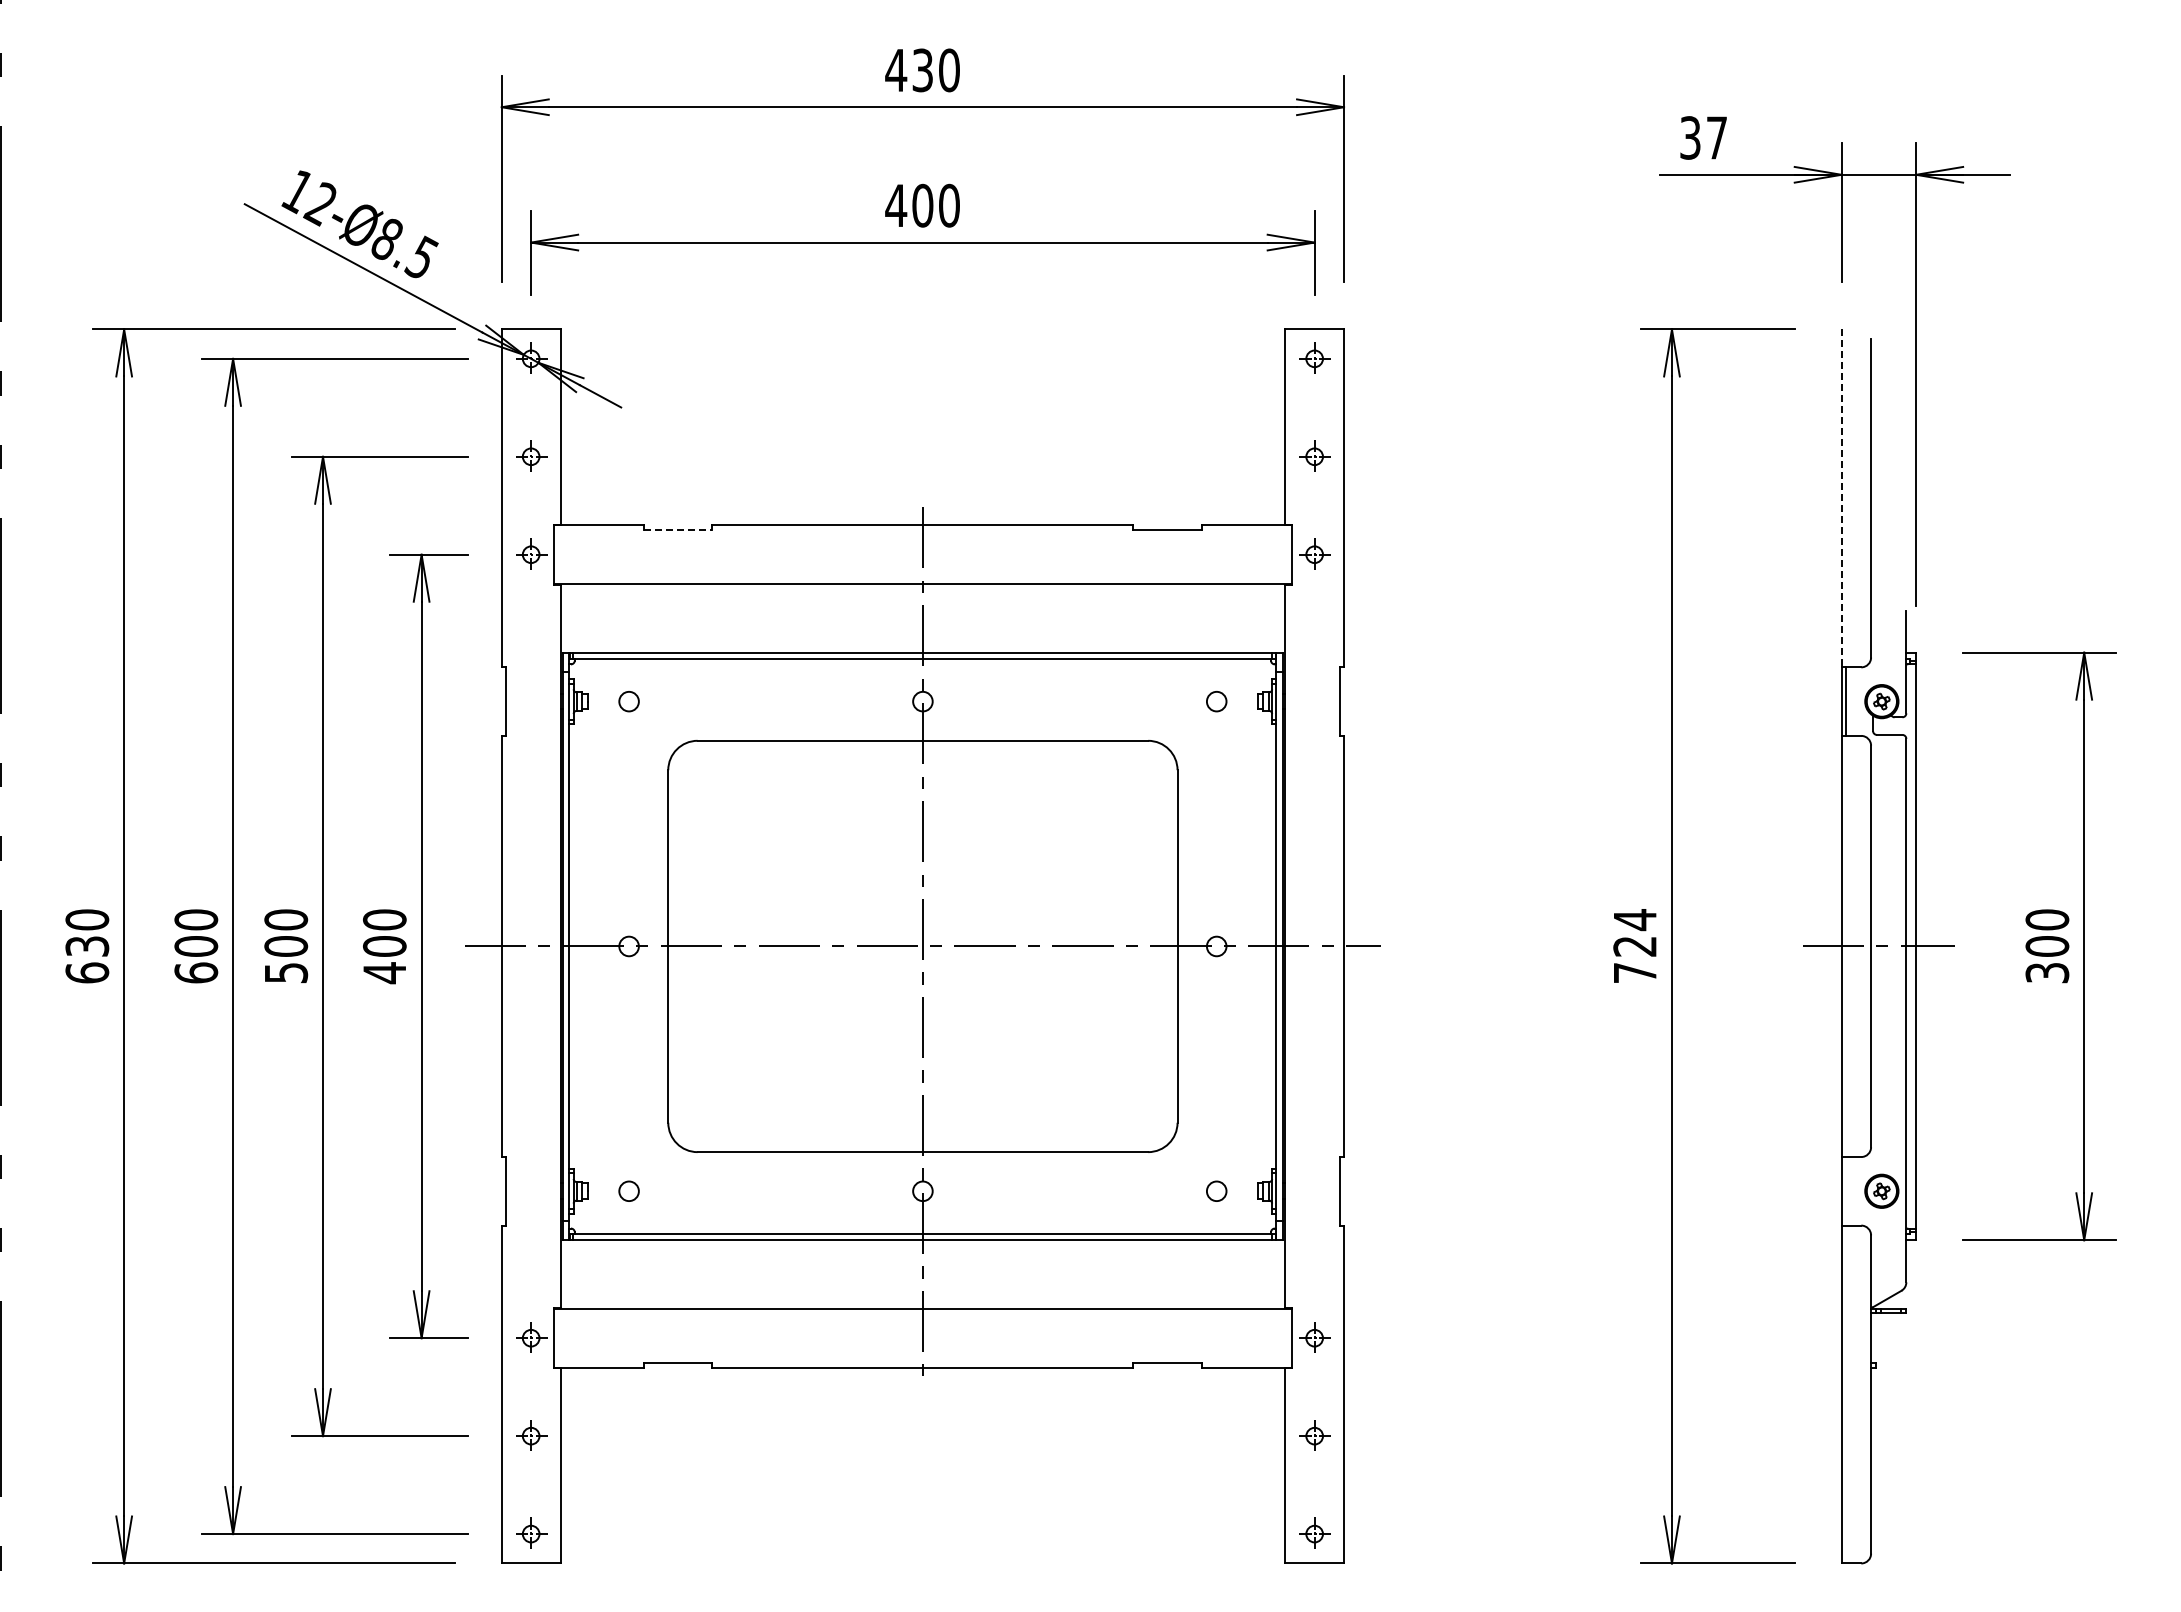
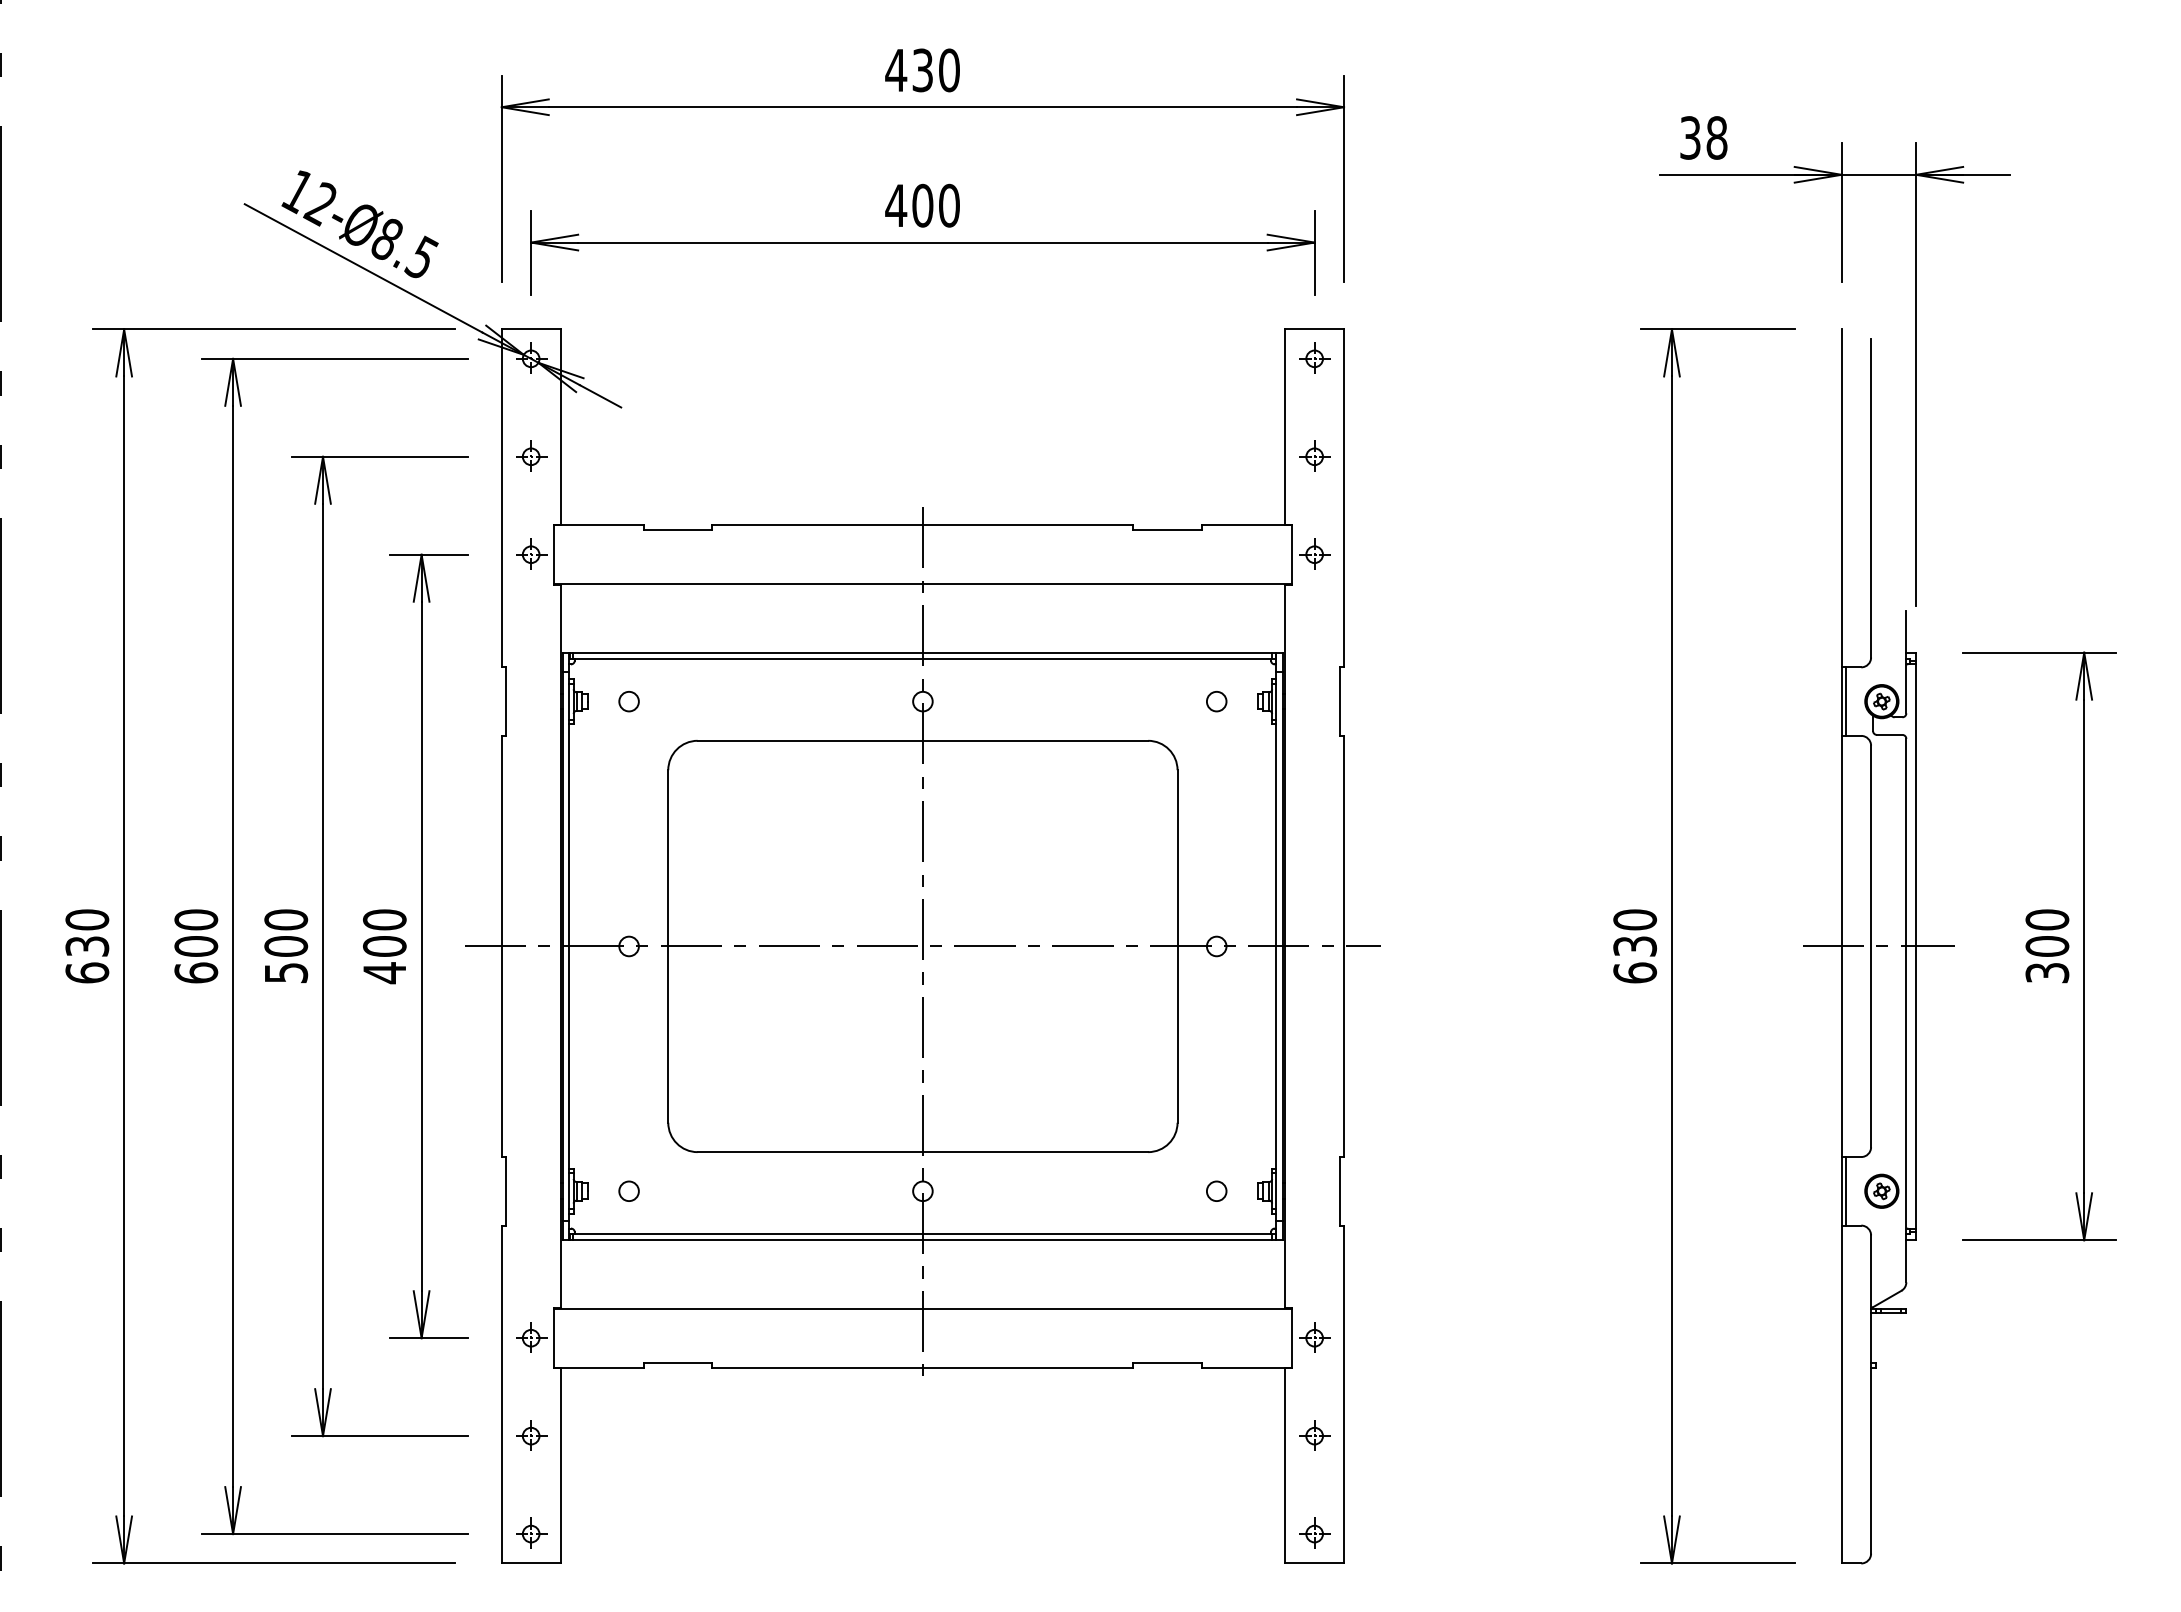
text: 37 -> 38 (1716, 137)
line: dashed -> solid (1841, 498)
line: dashed -> solid (678, 529)
text: 724 -> 630 (1635, 946)
line: none -> present (1846, 1191)
